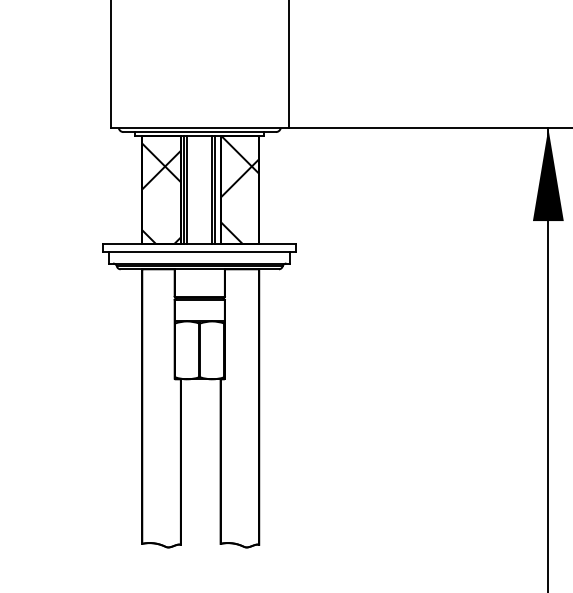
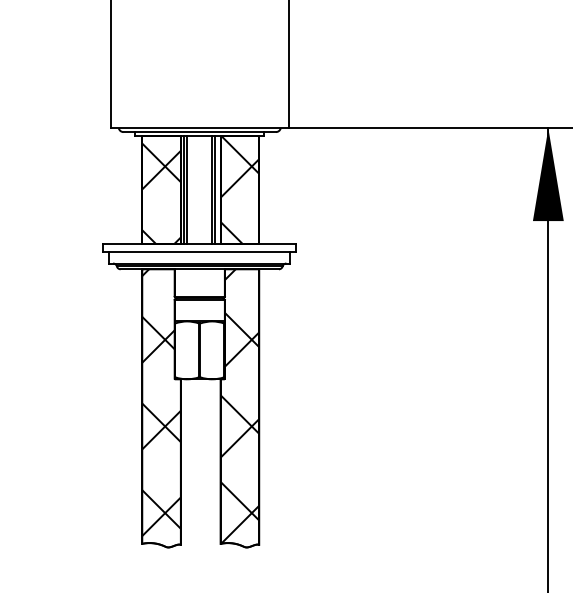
hatch: none -> present (161, 402)
hatch: none -> present (239, 406)
